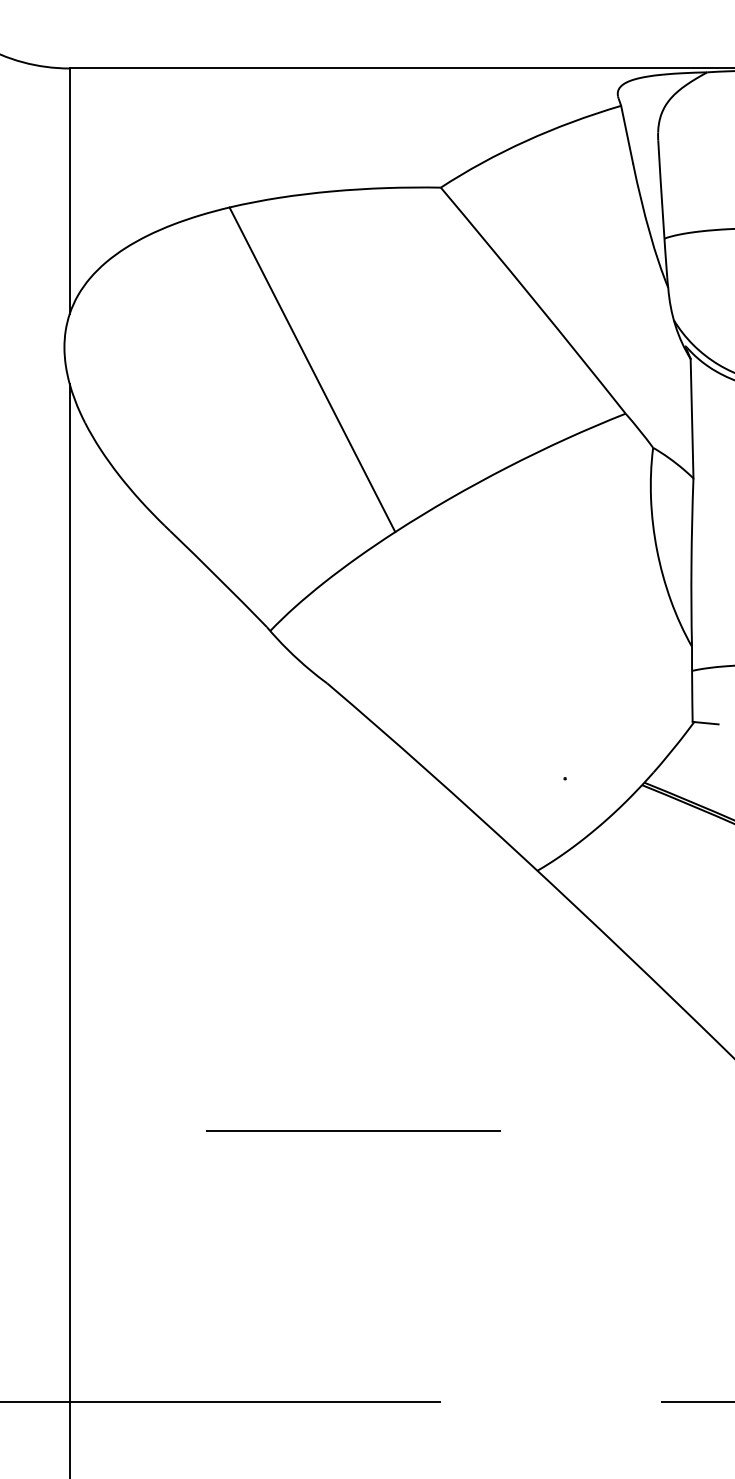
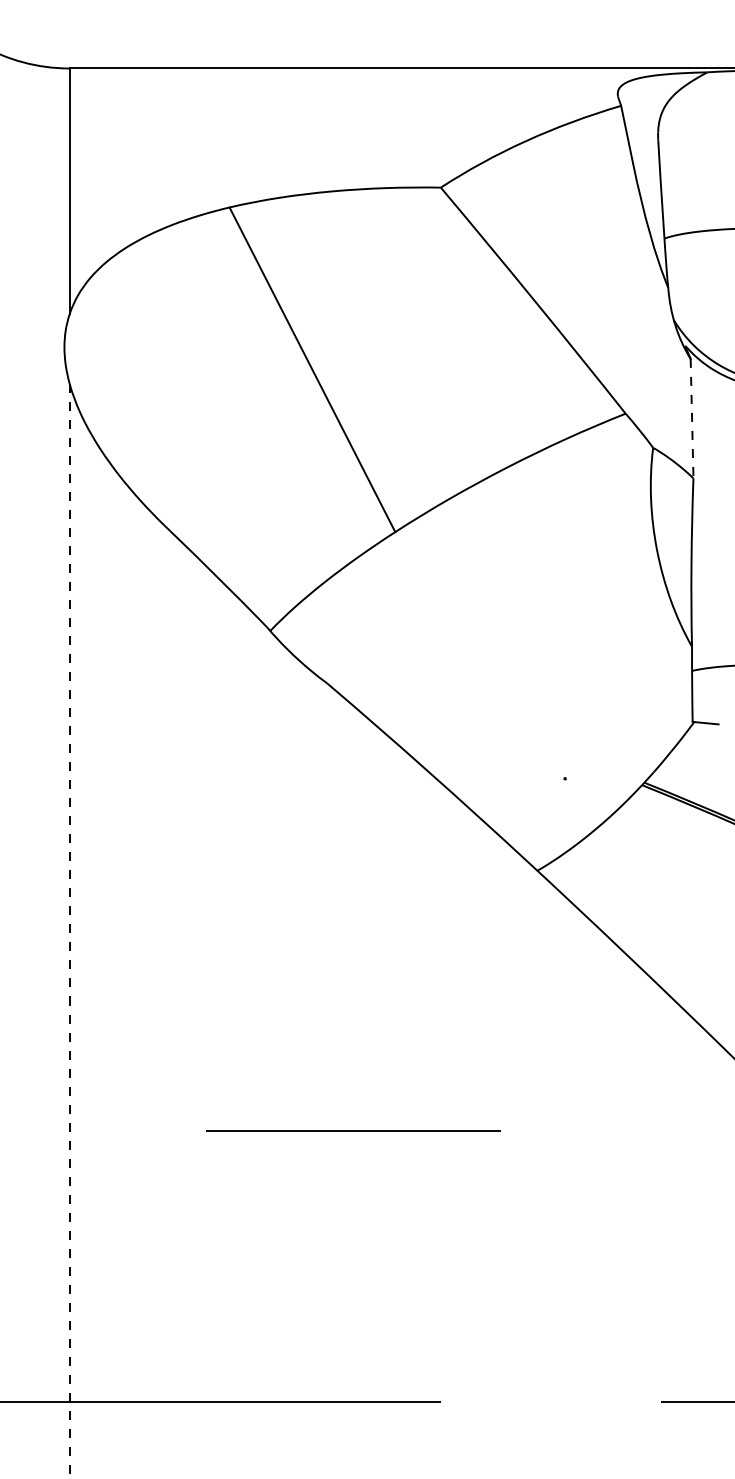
line: solid -> dashed (692, 418)
line: solid -> dashed (69, 931)
